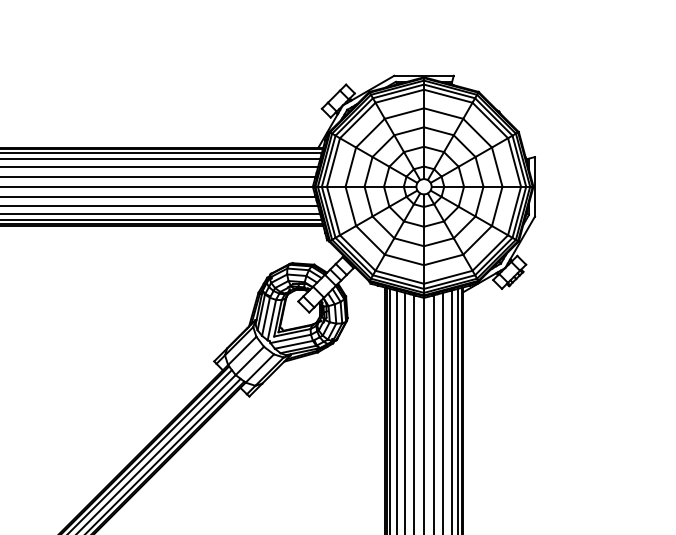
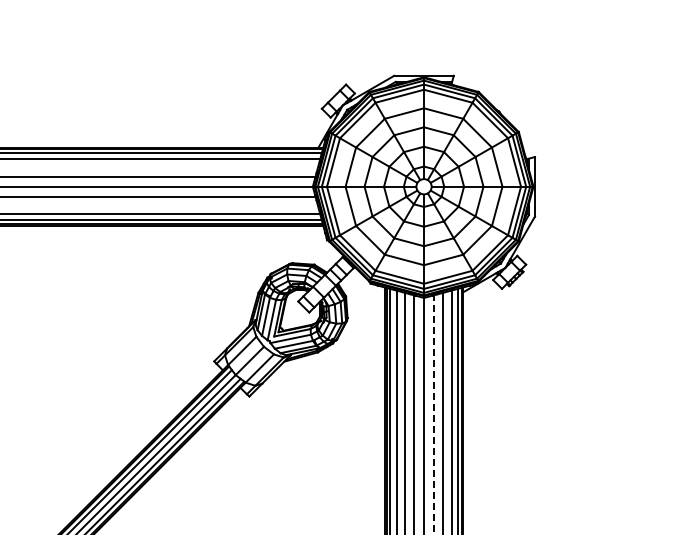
line: present -> none (160, 167)
line: present -> none (160, 206)
line: solid -> dashed (434, 414)
